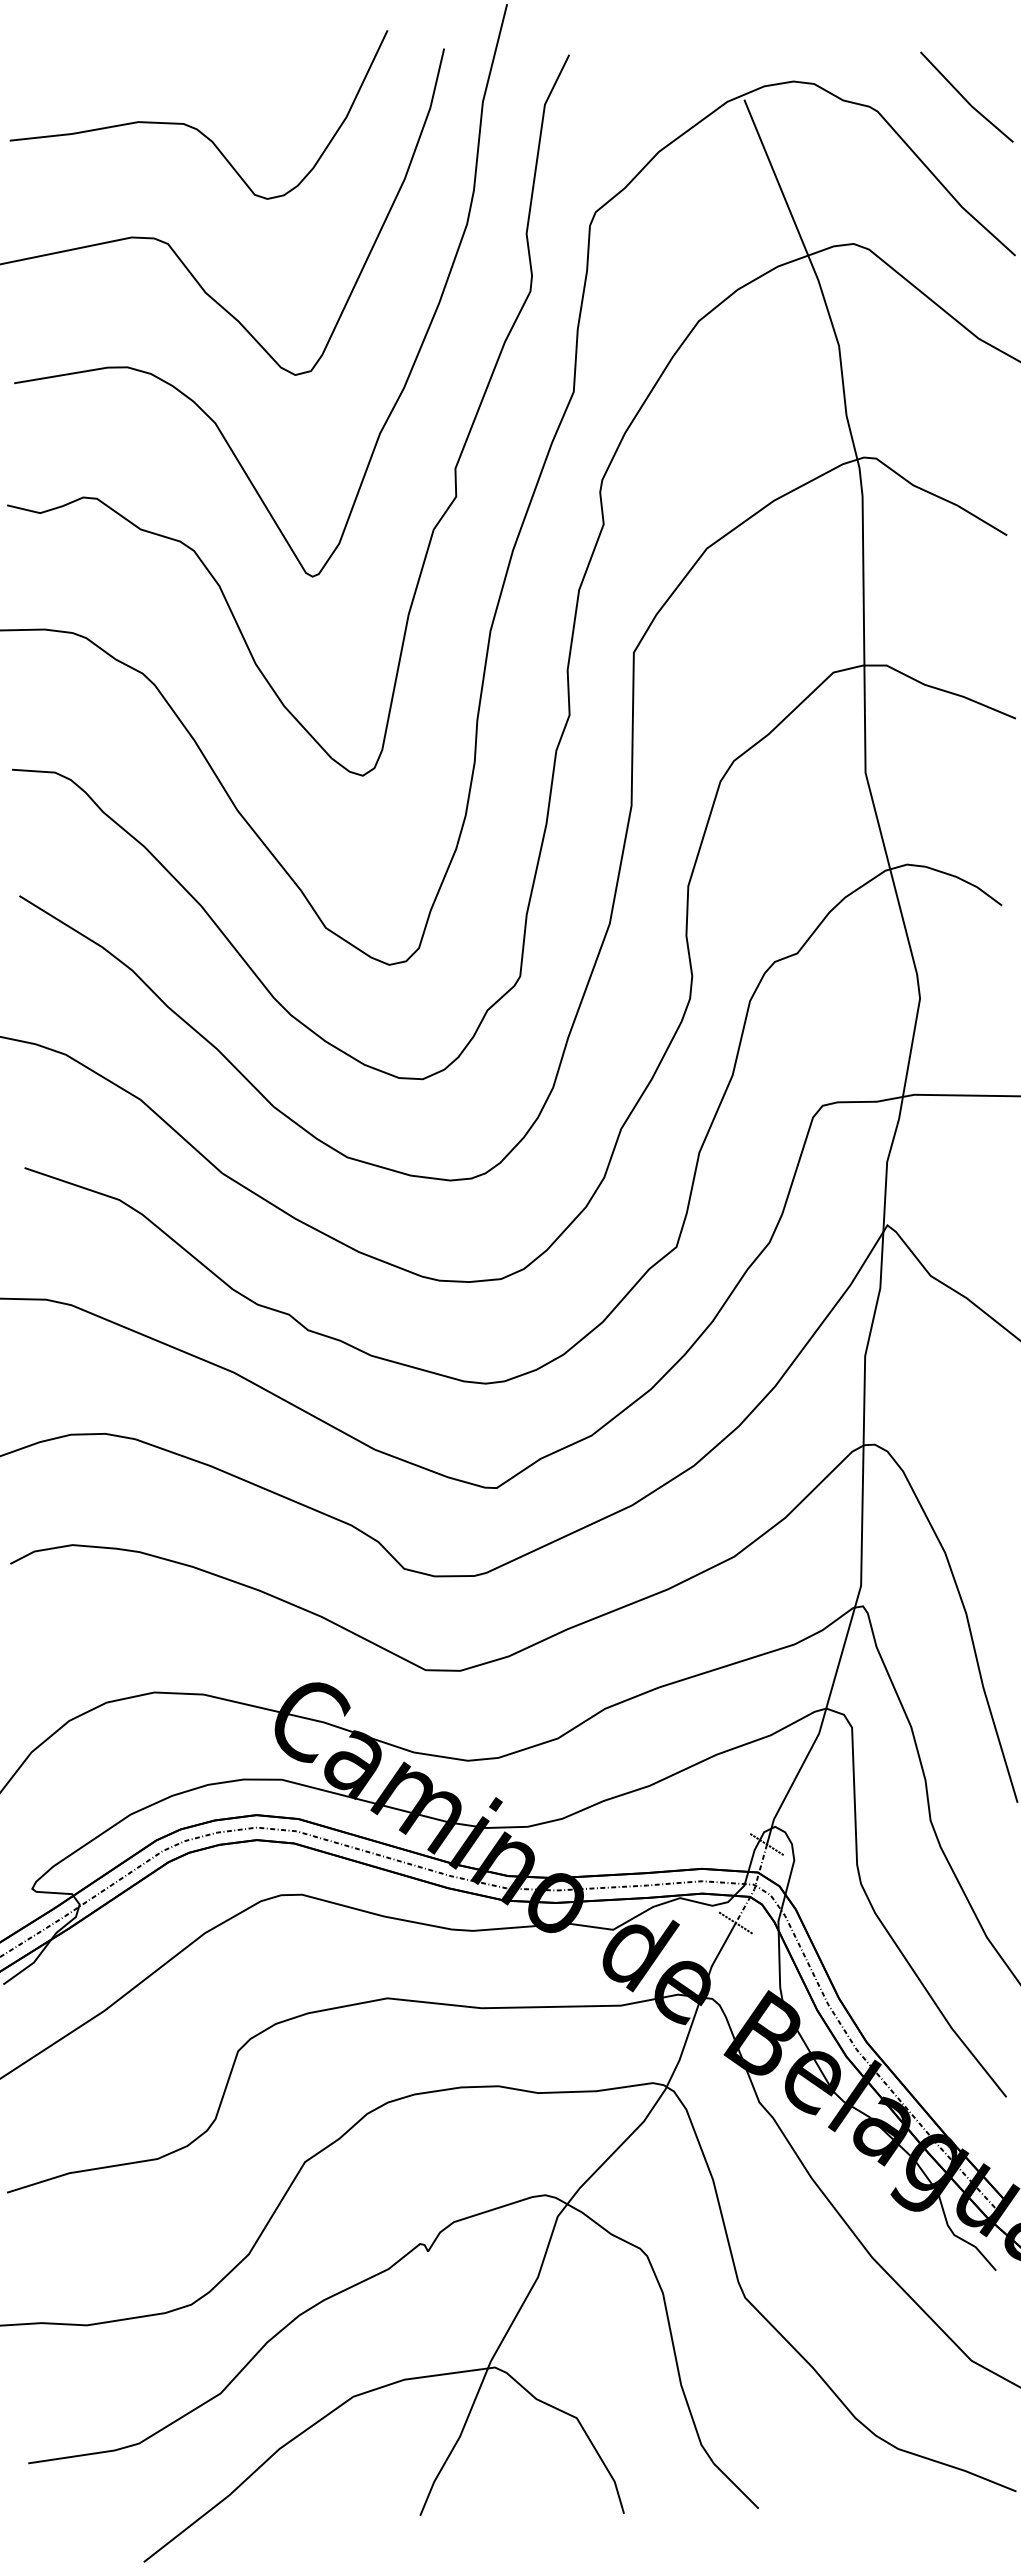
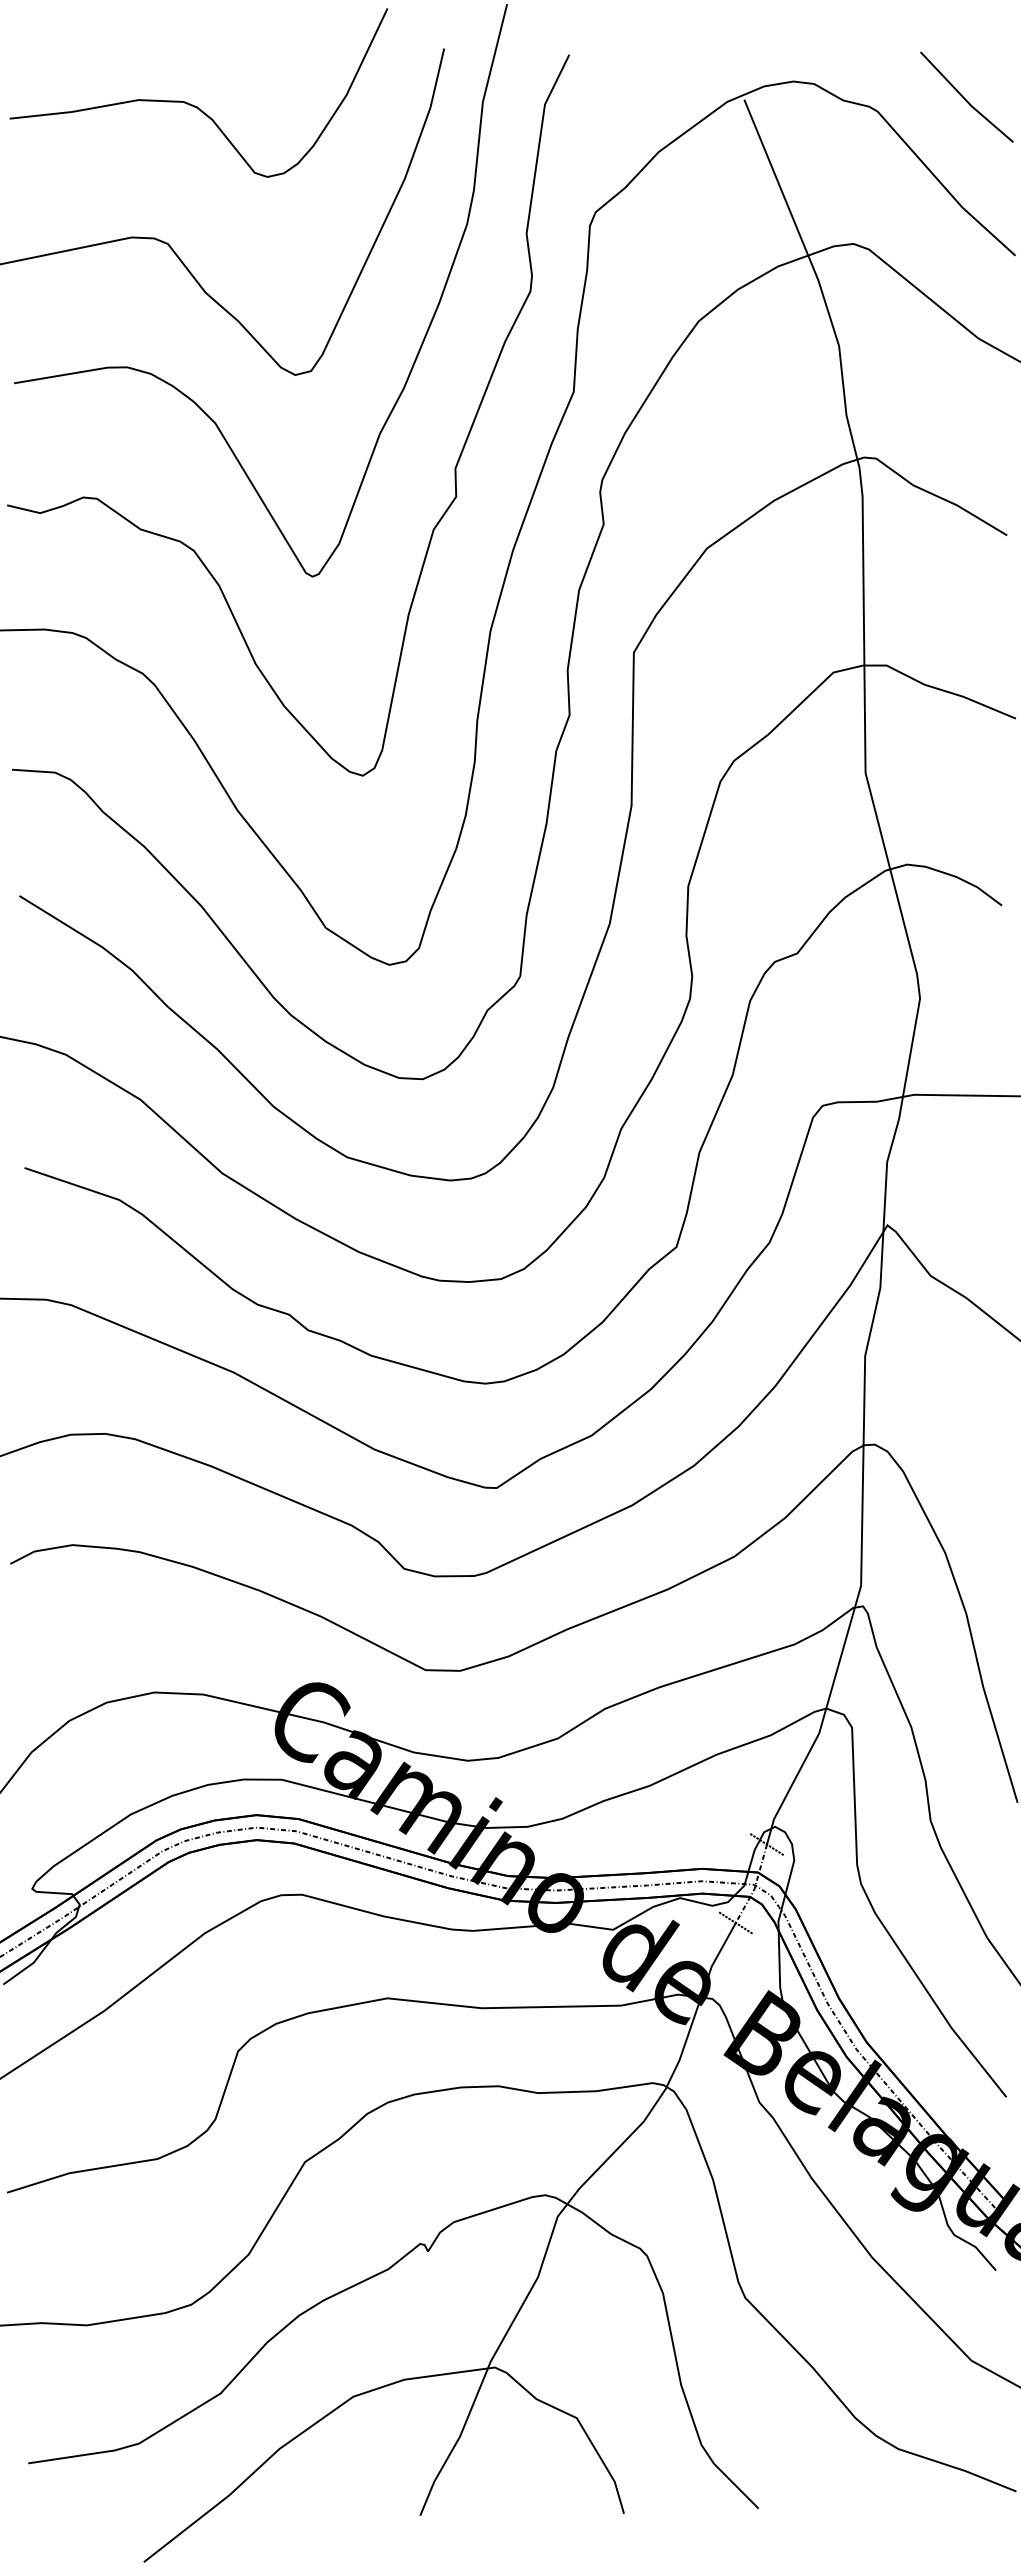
curve position: (195, 127) -> (195, 105) (195, 105)
